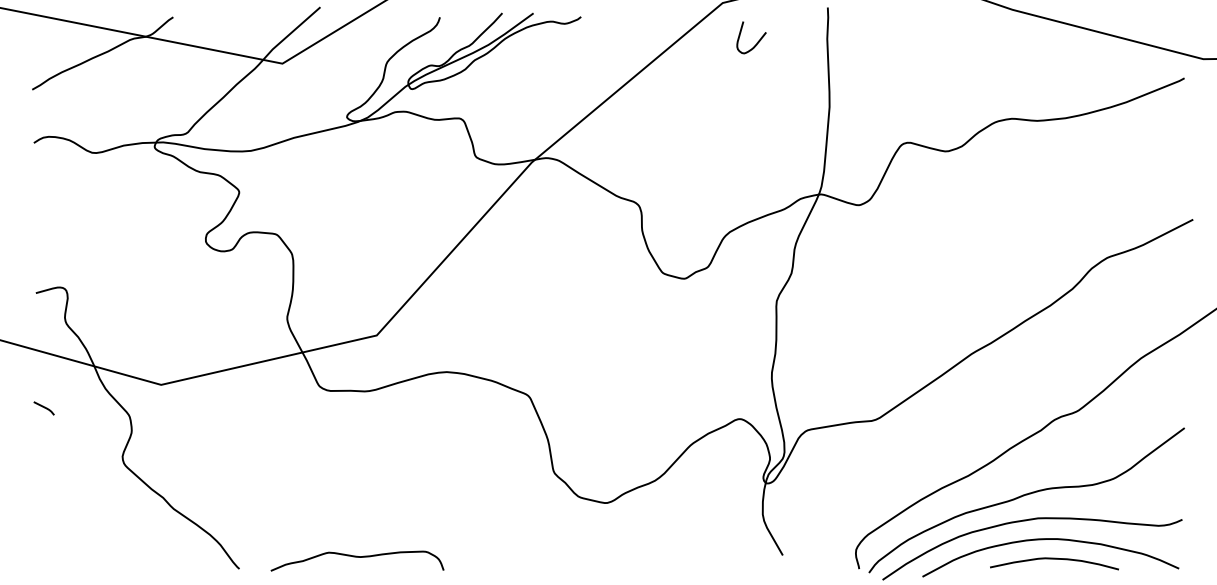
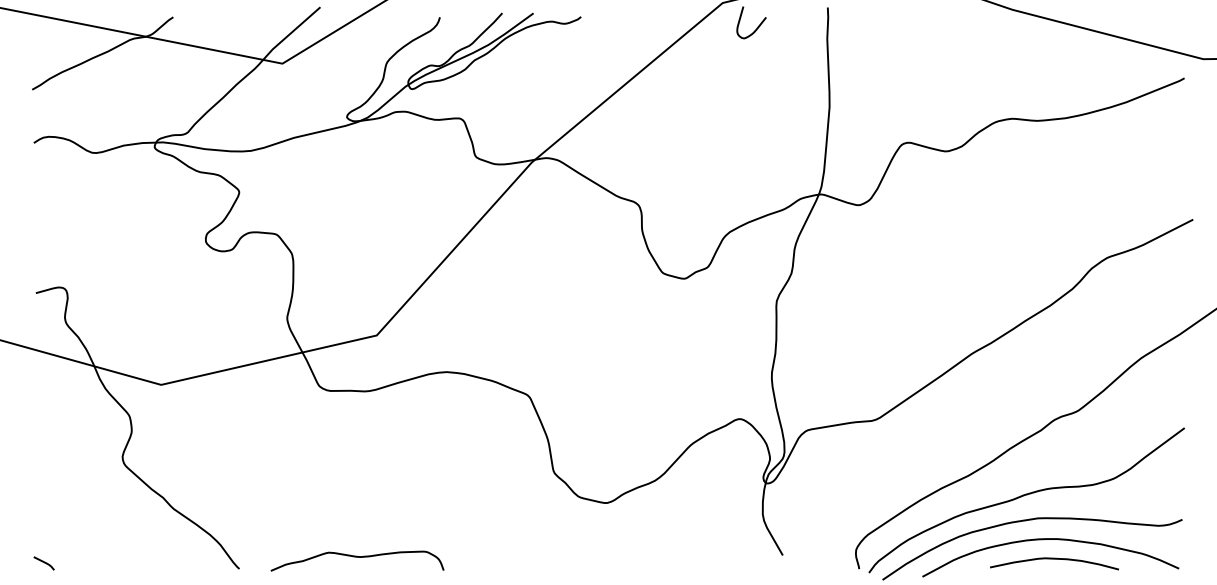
curve position: (757, 41) -> (757, 26) (757, 26)
line position: (43, 407) -> (43, 562) (43, 562)
